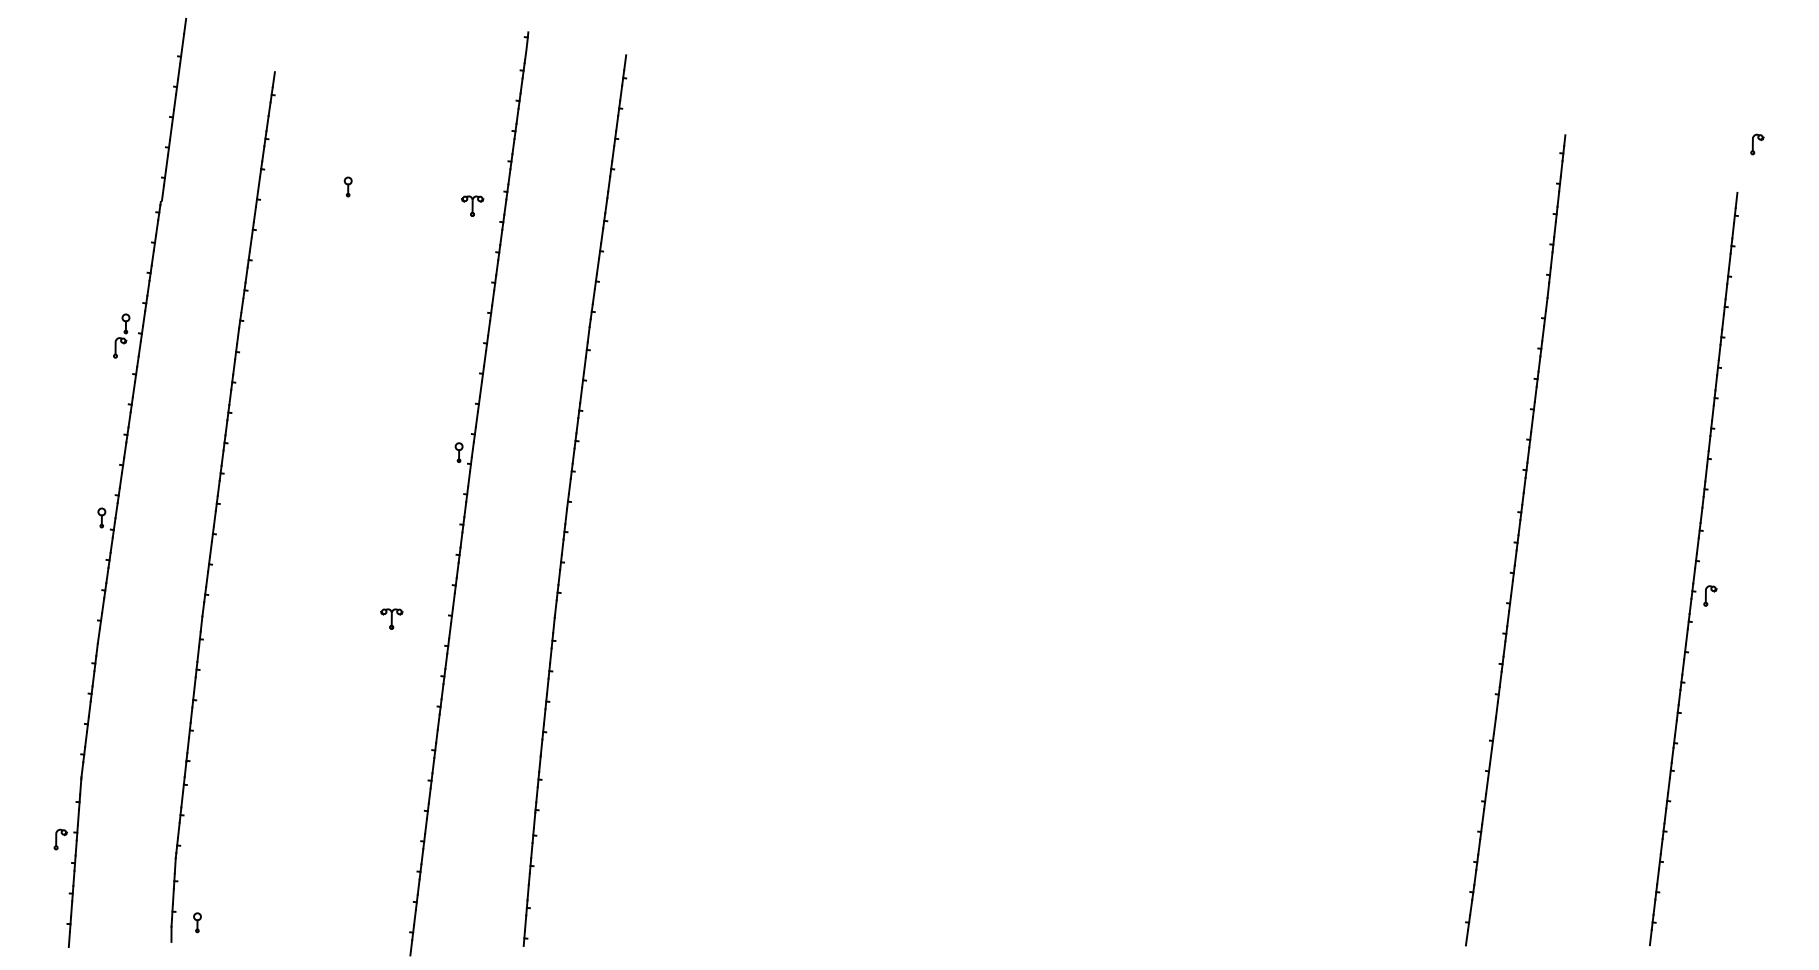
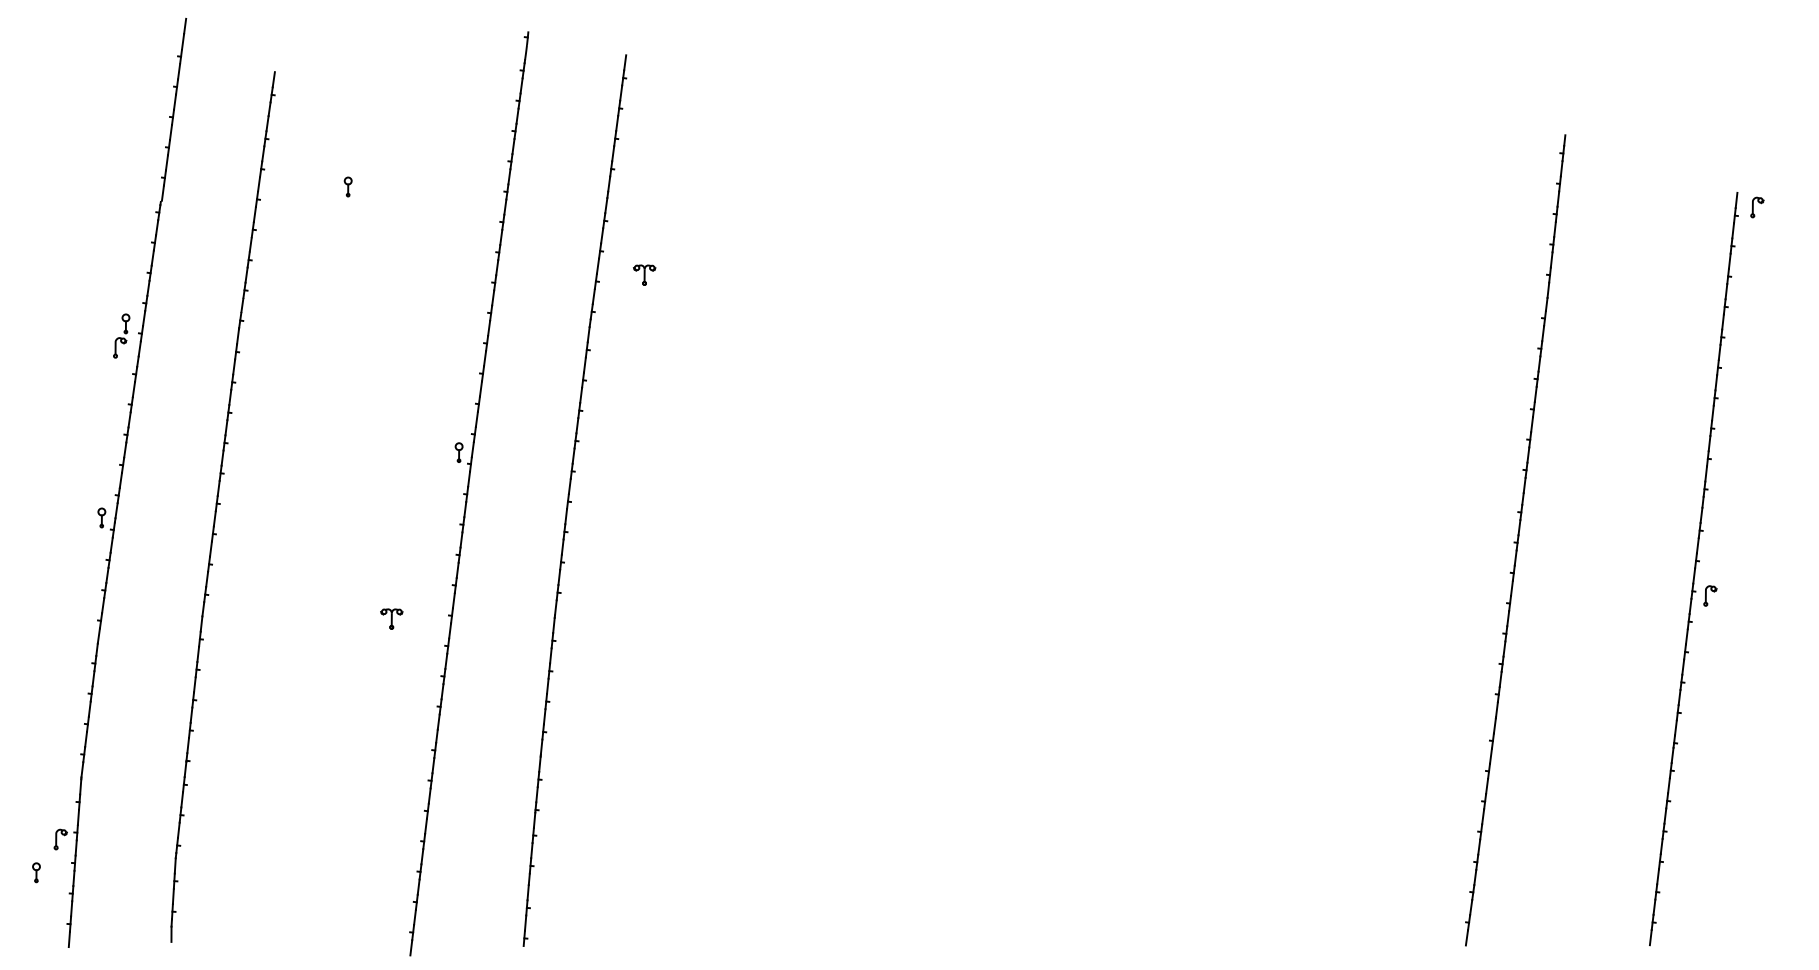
part position: (1757, 144) -> (1757, 207) (1757, 207)
part position: (472, 205) -> (644, 274) (644, 274)
part position: (197, 922) -> (36, 872) (36, 872)
